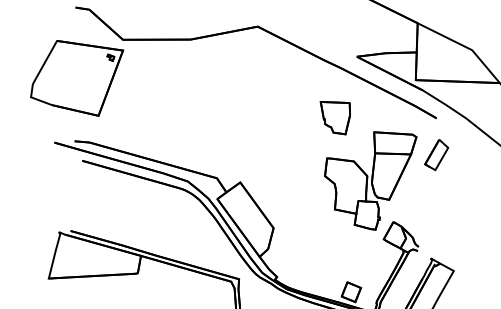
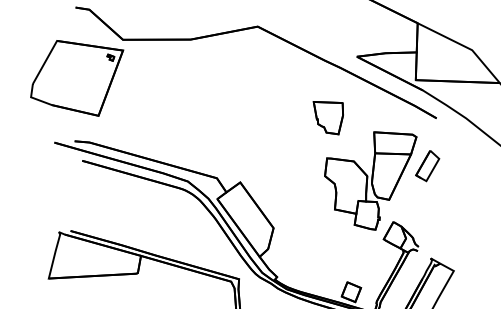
part position: (334, 118) -> (327, 118) (327, 118)
part position: (436, 155) -> (427, 166) (427, 166)
